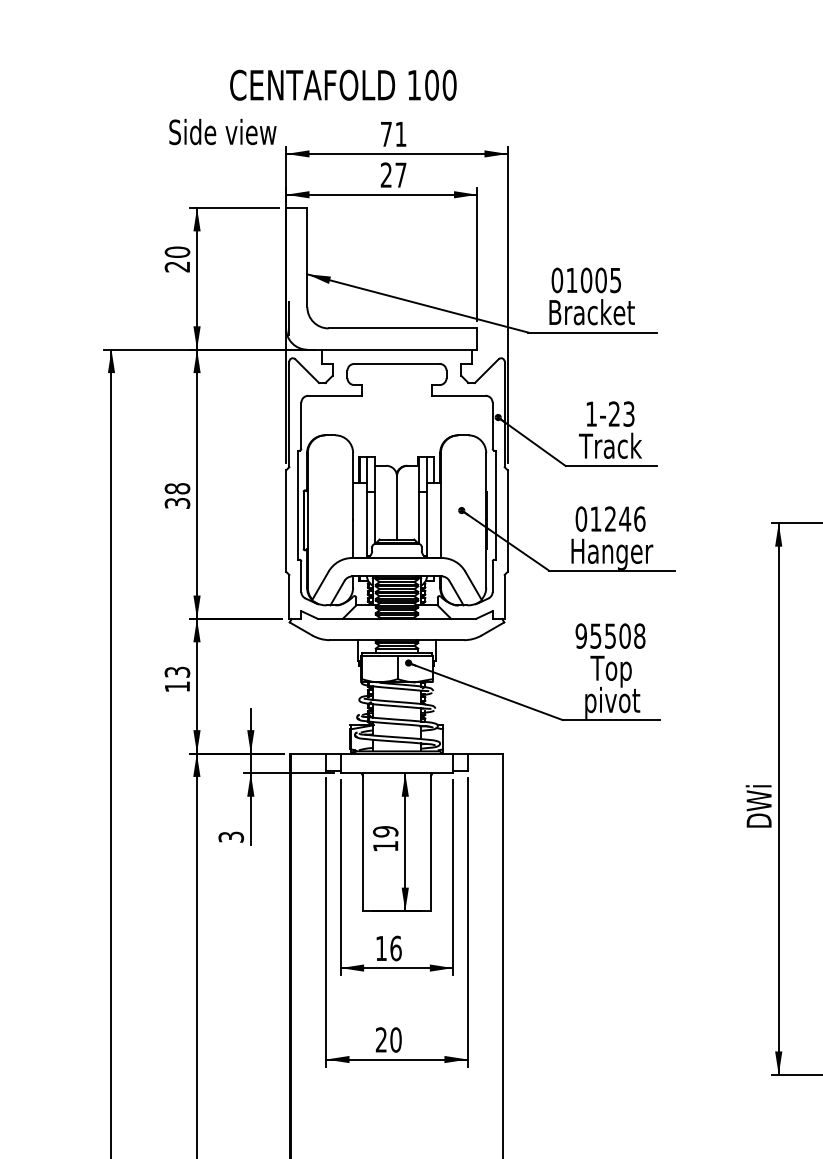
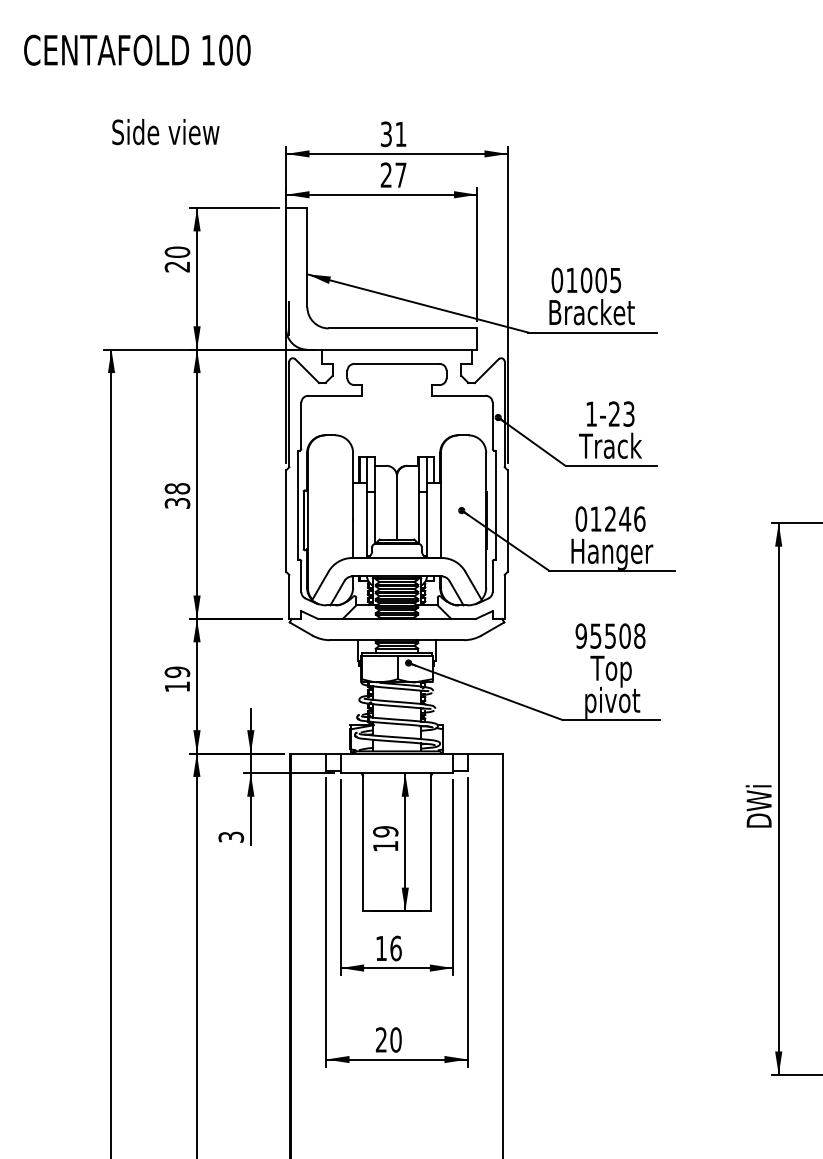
text position: (343, 84) -> (137, 49) (137, 49)
text position: (222, 131) -> (165, 131) (165, 131)
text: 71 -> 31 (385, 134)
text: 13 -> 19 (176, 672)
